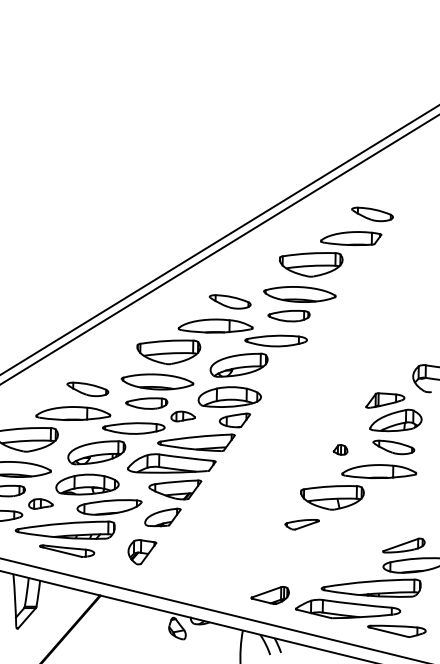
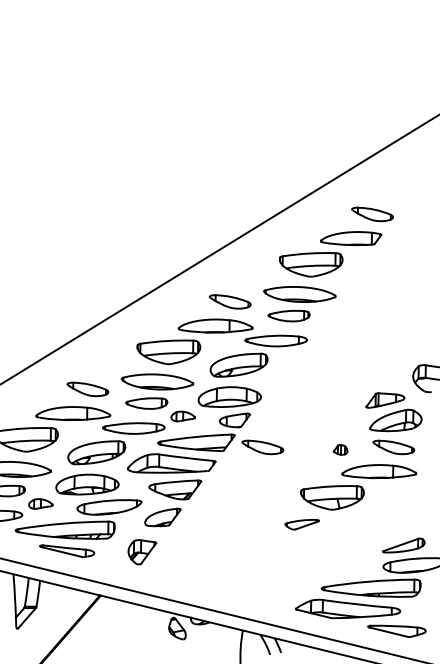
line: present -> none (219, 239)
part: none -> present (262, 447)
part: present -> none (269, 595)
